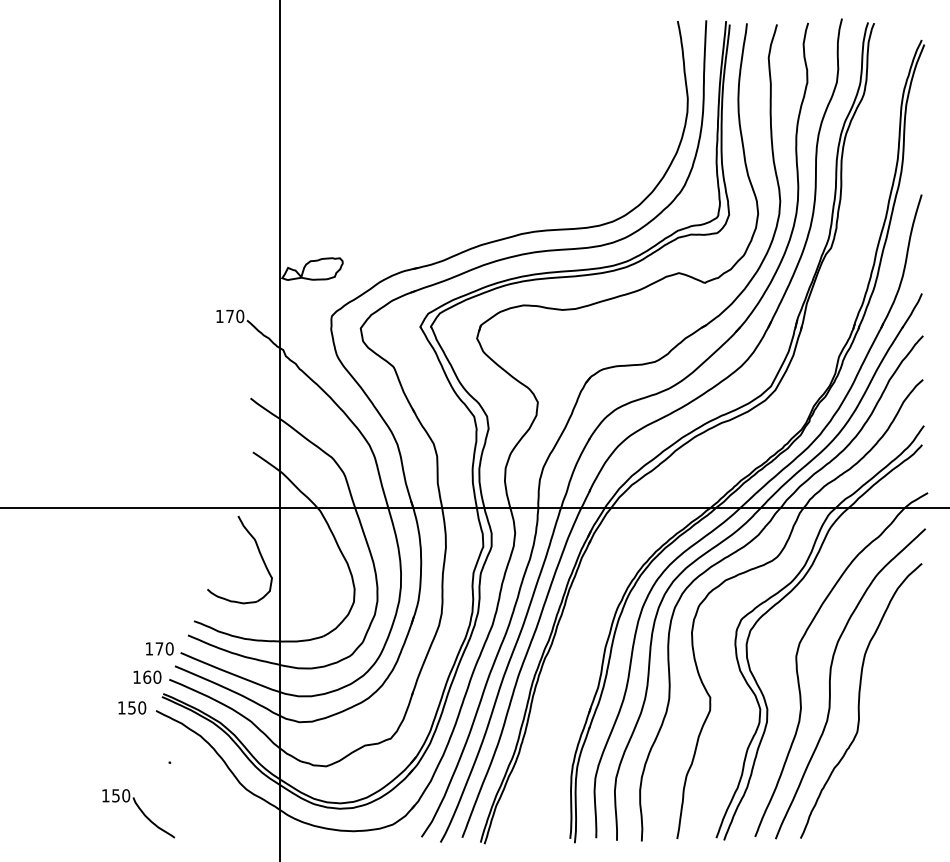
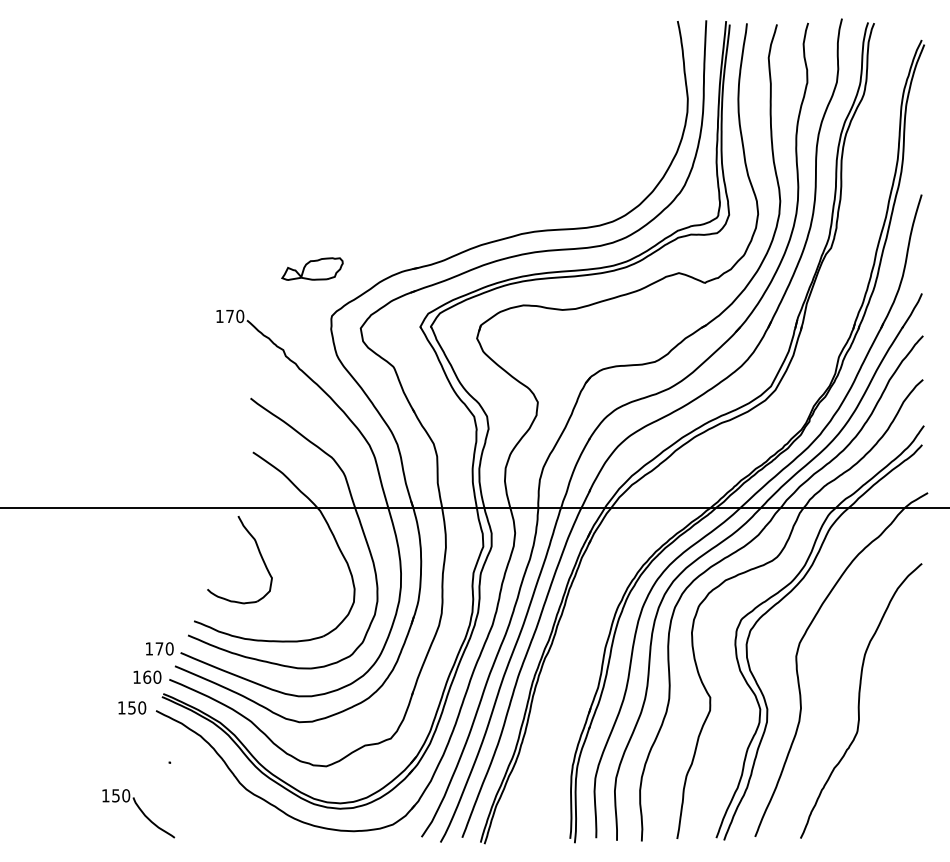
line: present -> none (280, 430)
curve: present -> none (830, 683)
